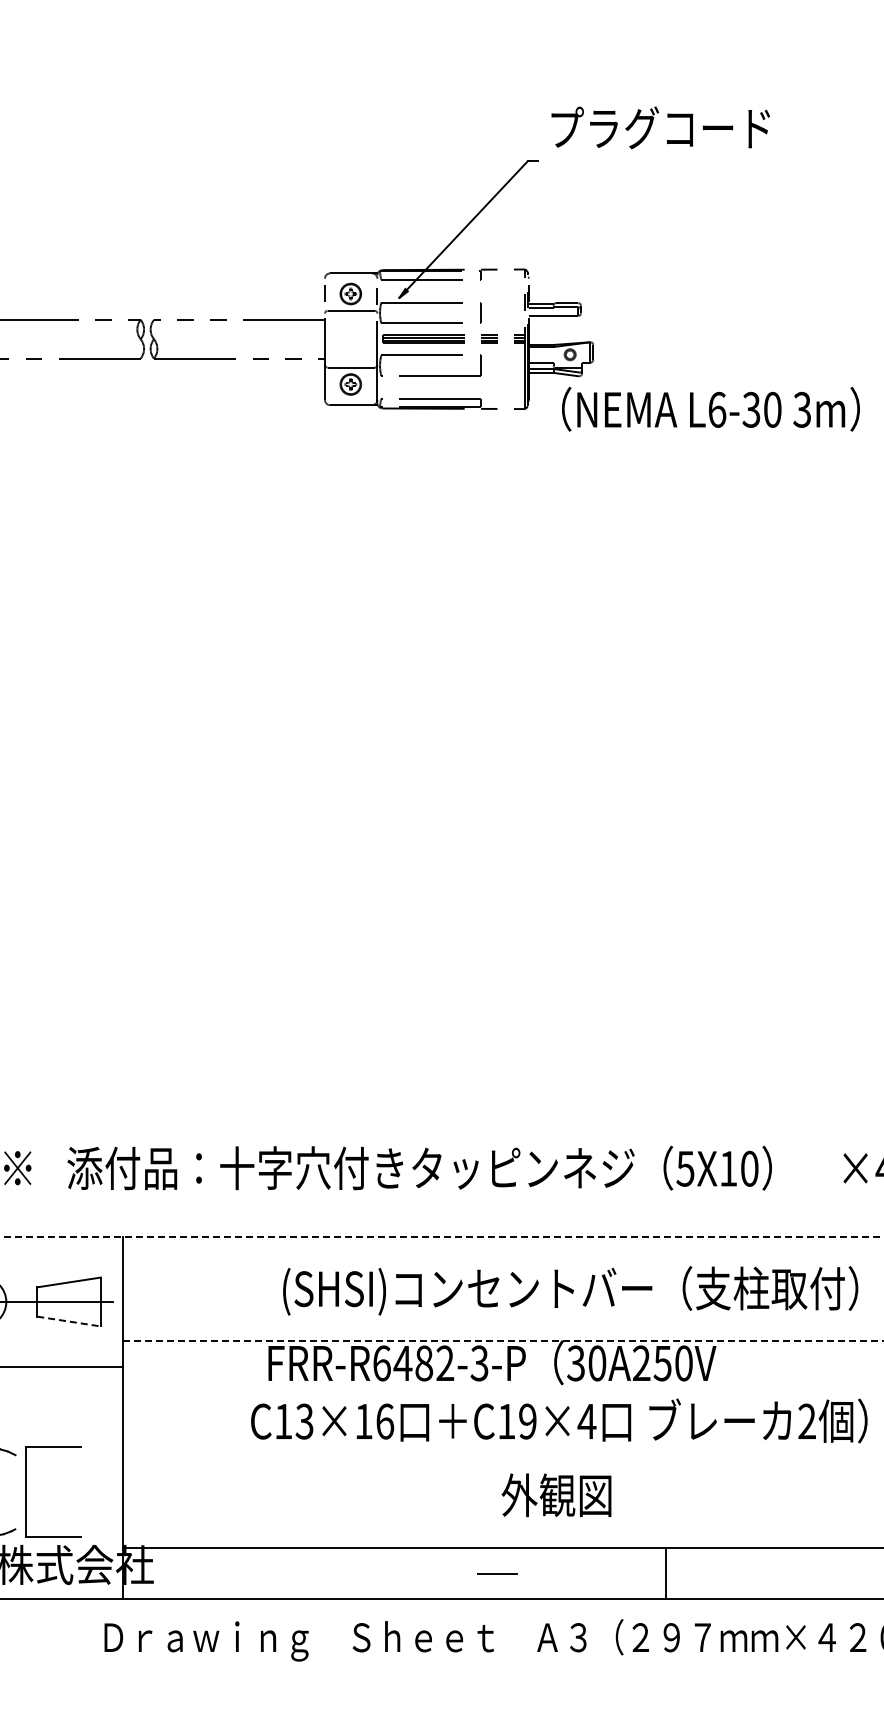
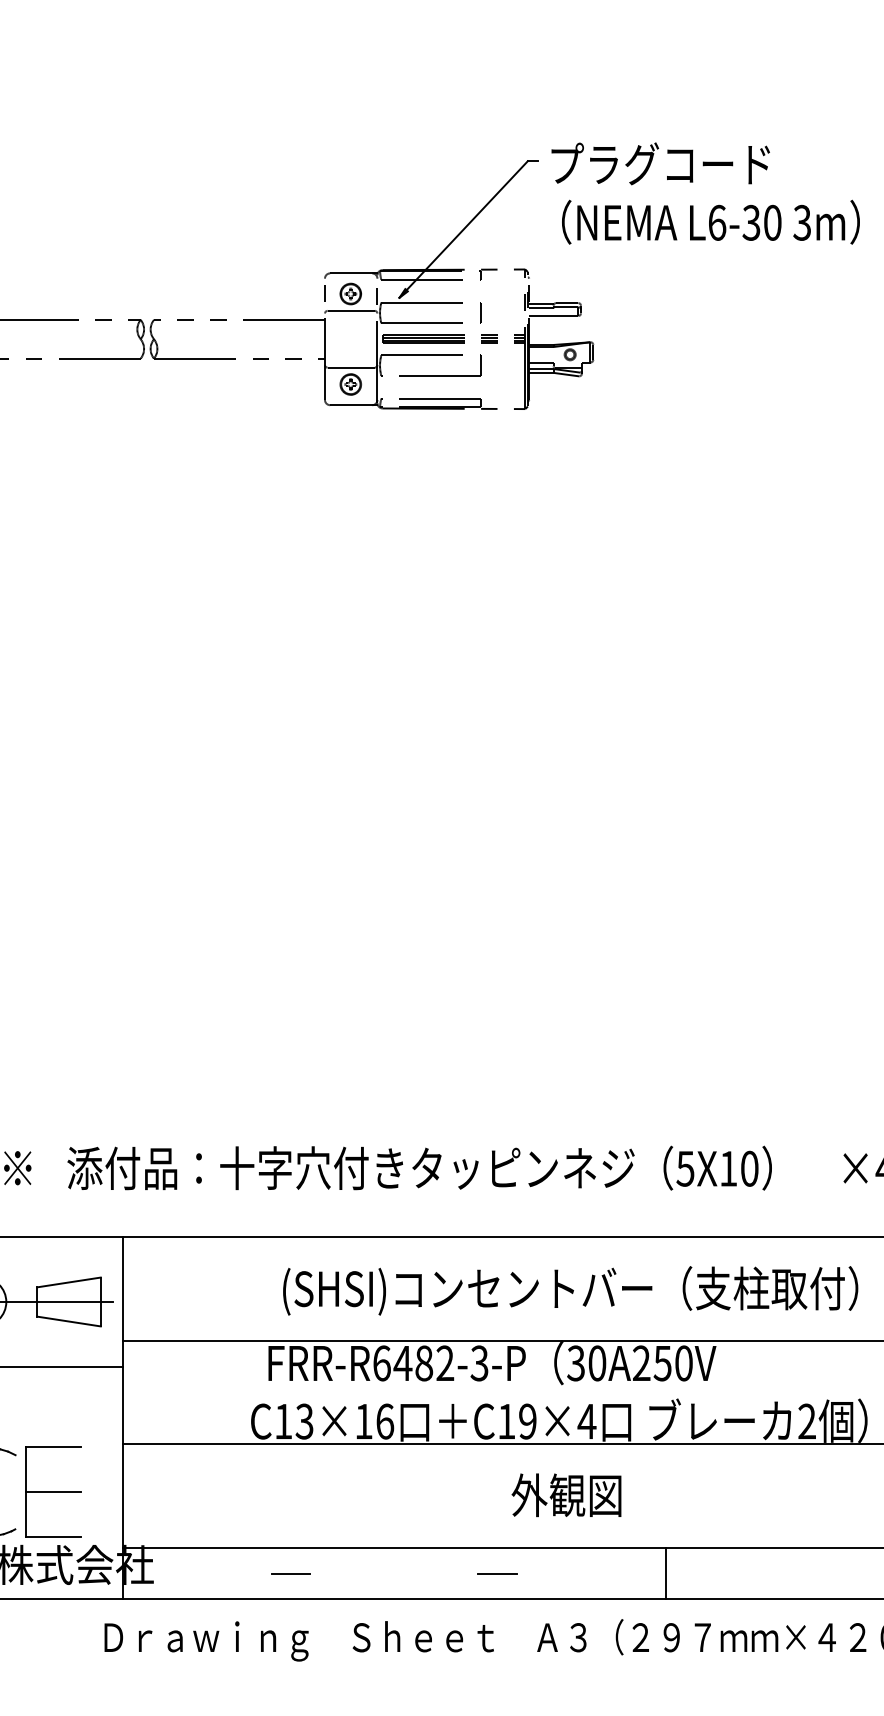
text position: (660, 127) -> (660, 163) (660, 163)
text position: (710, 408) -> (710, 221) (710, 221)
line: dashed -> solid (442, 1237)
line: dashed -> solid (69, 1321)
line: dashed -> solid (503, 1340)
line: none -> present (501, 1444)
line: none -> present (53, 1492)
text position: (556, 1495) -> (566, 1495) (566, 1495)
line: none -> present (290, 1573)
